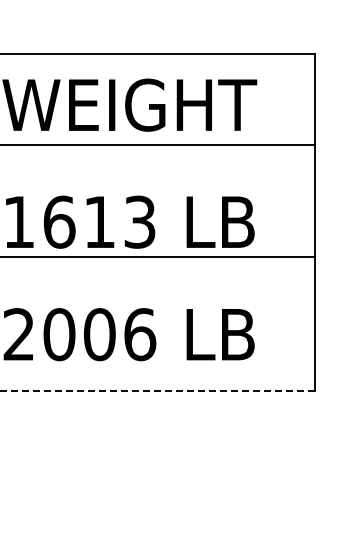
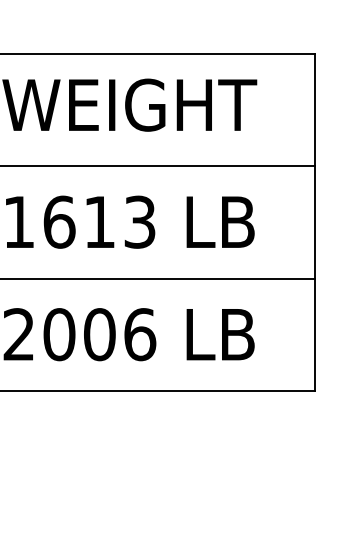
line position: (158, 145) -> (158, 166) (158, 166)
line position: (158, 256) -> (158, 278) (158, 278)
line: dashed -> solid (157, 391)
